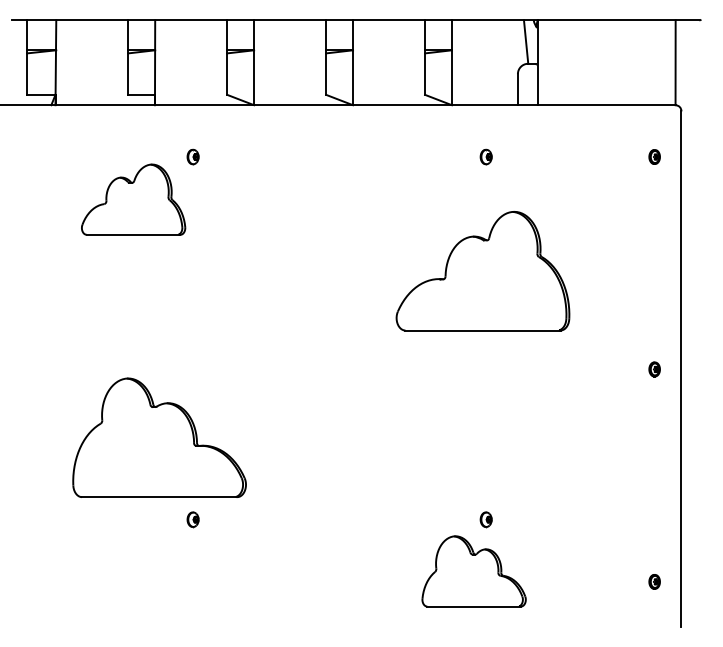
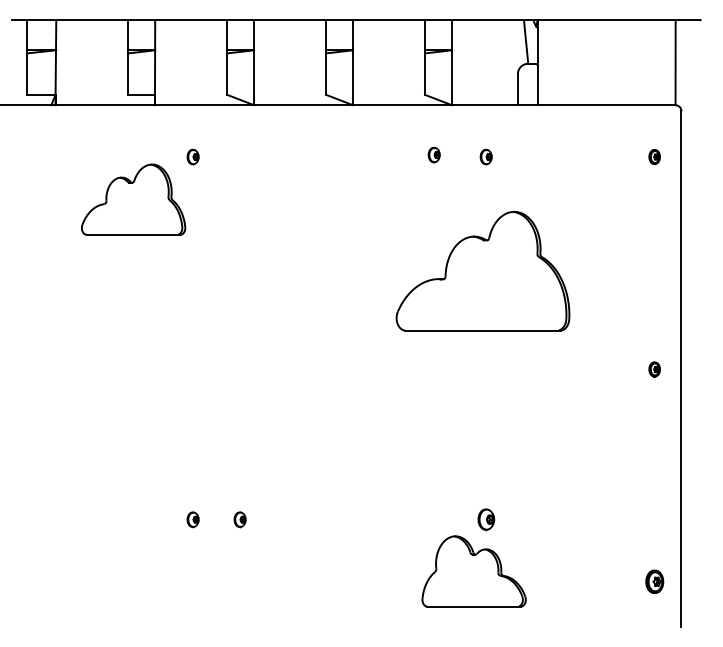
part: none -> present (433, 154)
part: present -> none (159, 437)
part: none -> present (239, 519)
part size: 14x18 px -> 19x24 px (486, 519)
part size: 13x16 px -> 20x25 px (654, 581)
